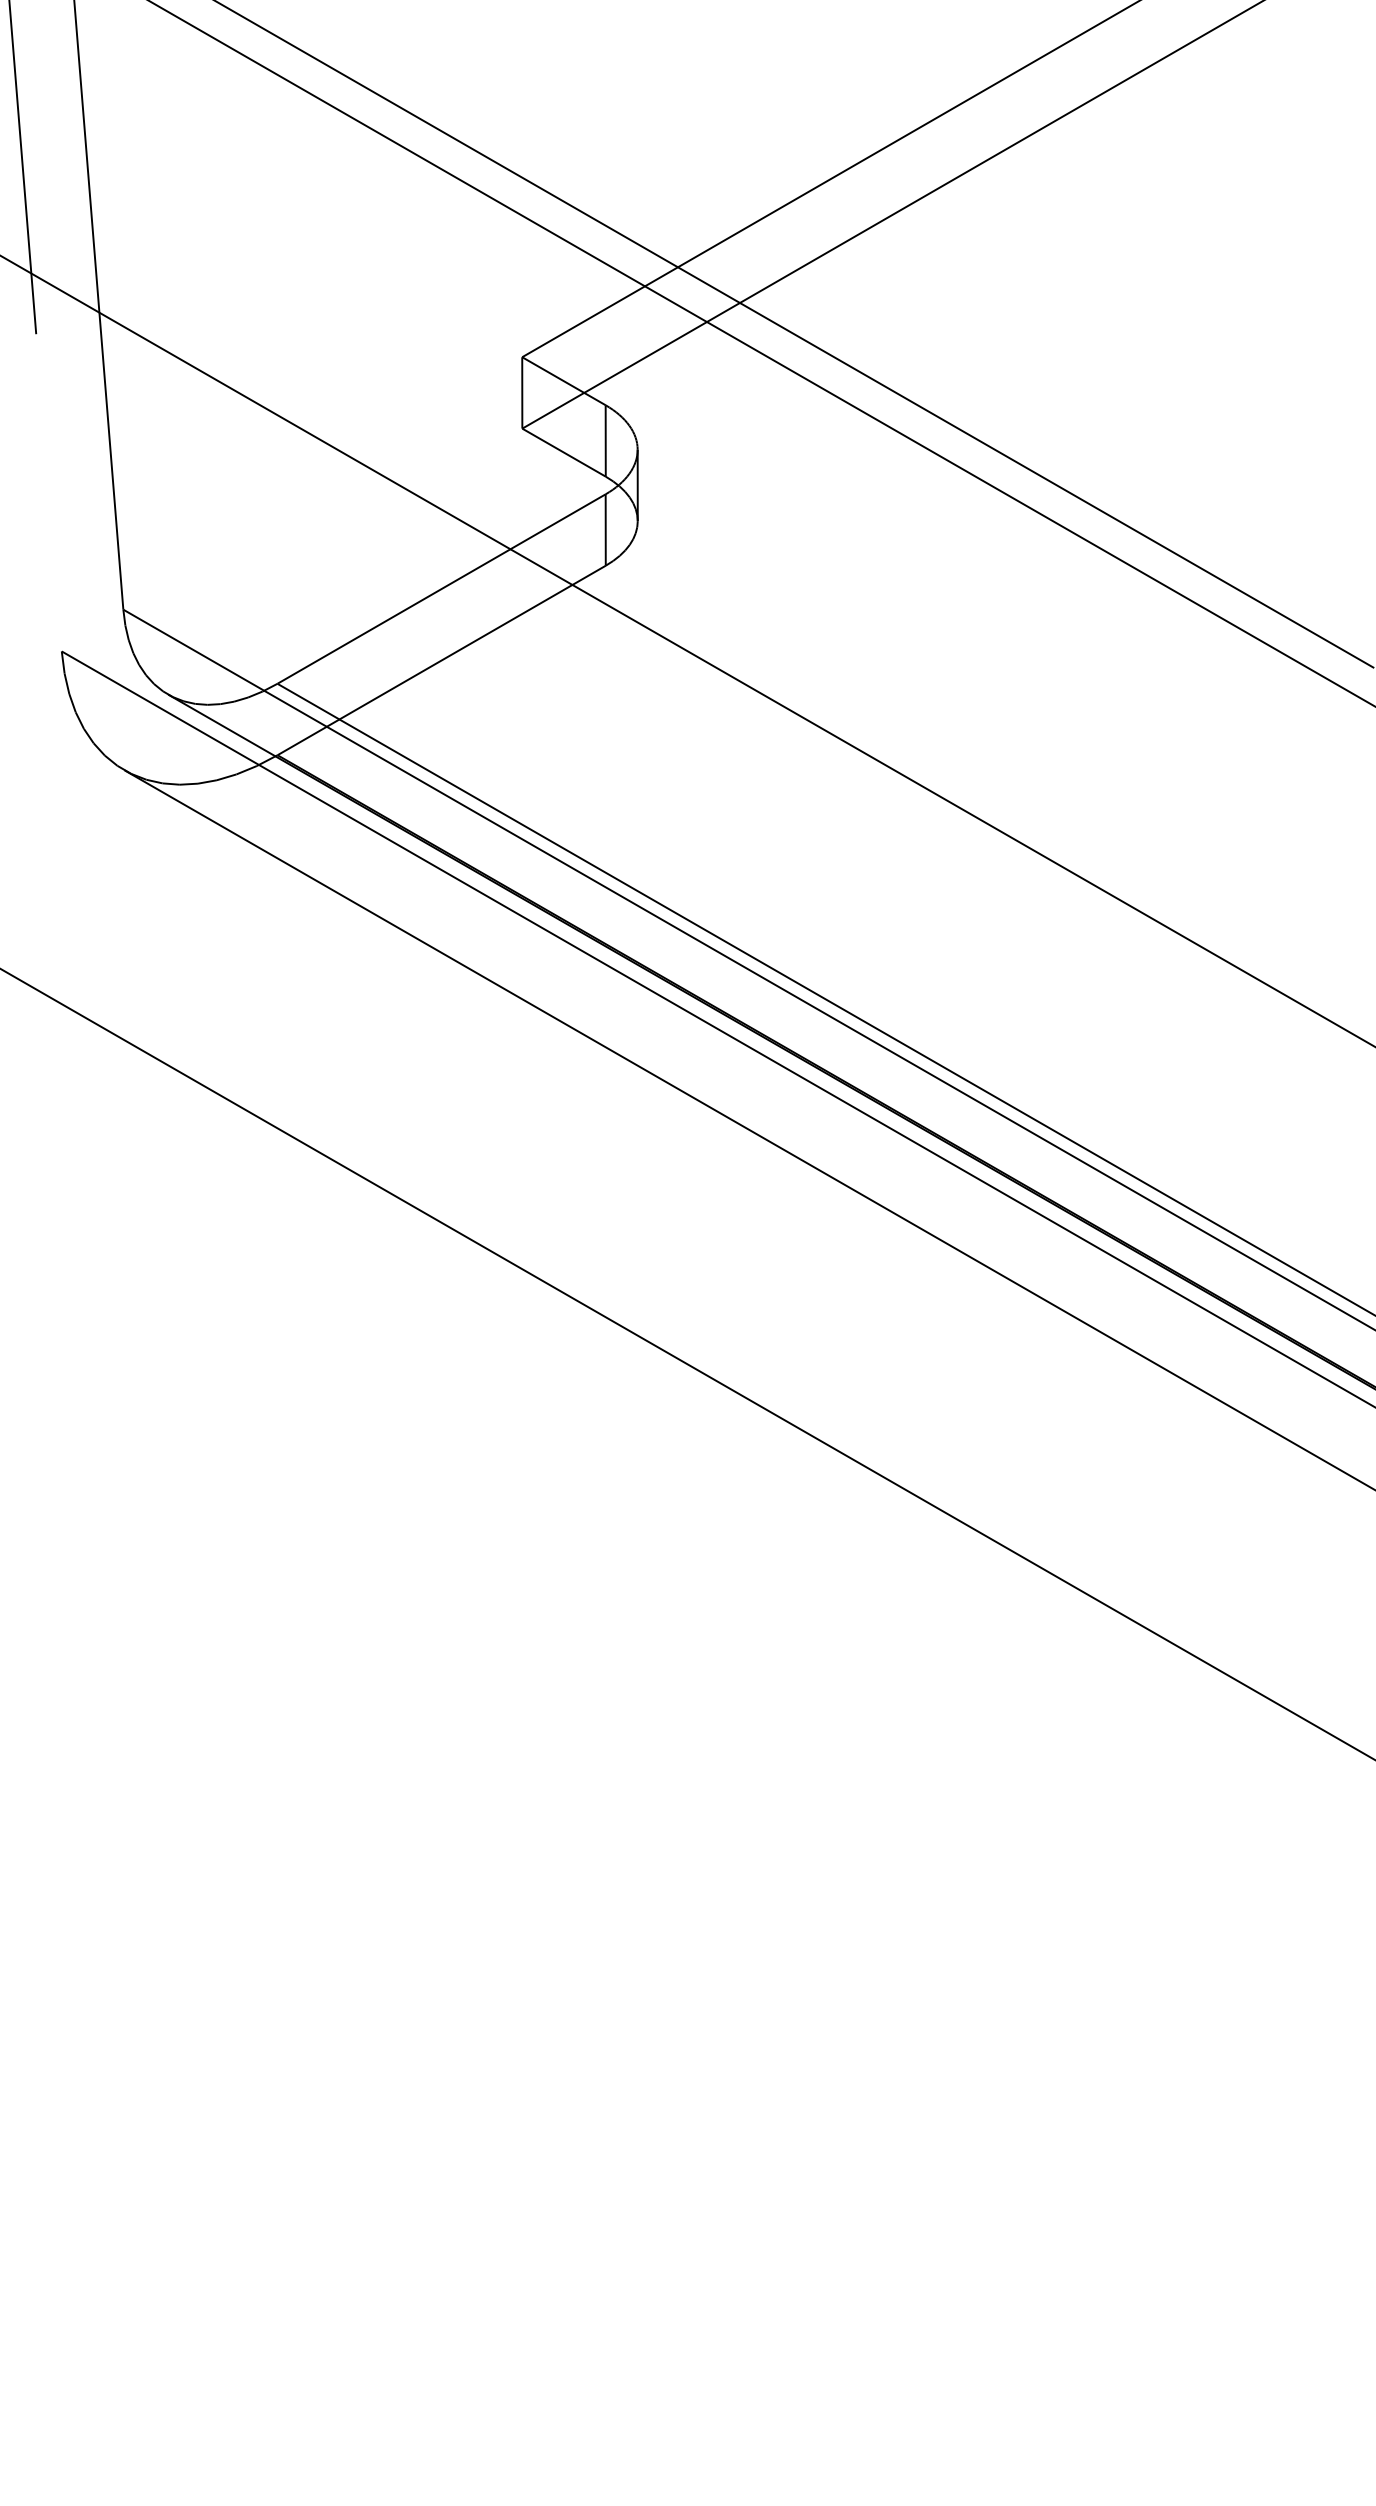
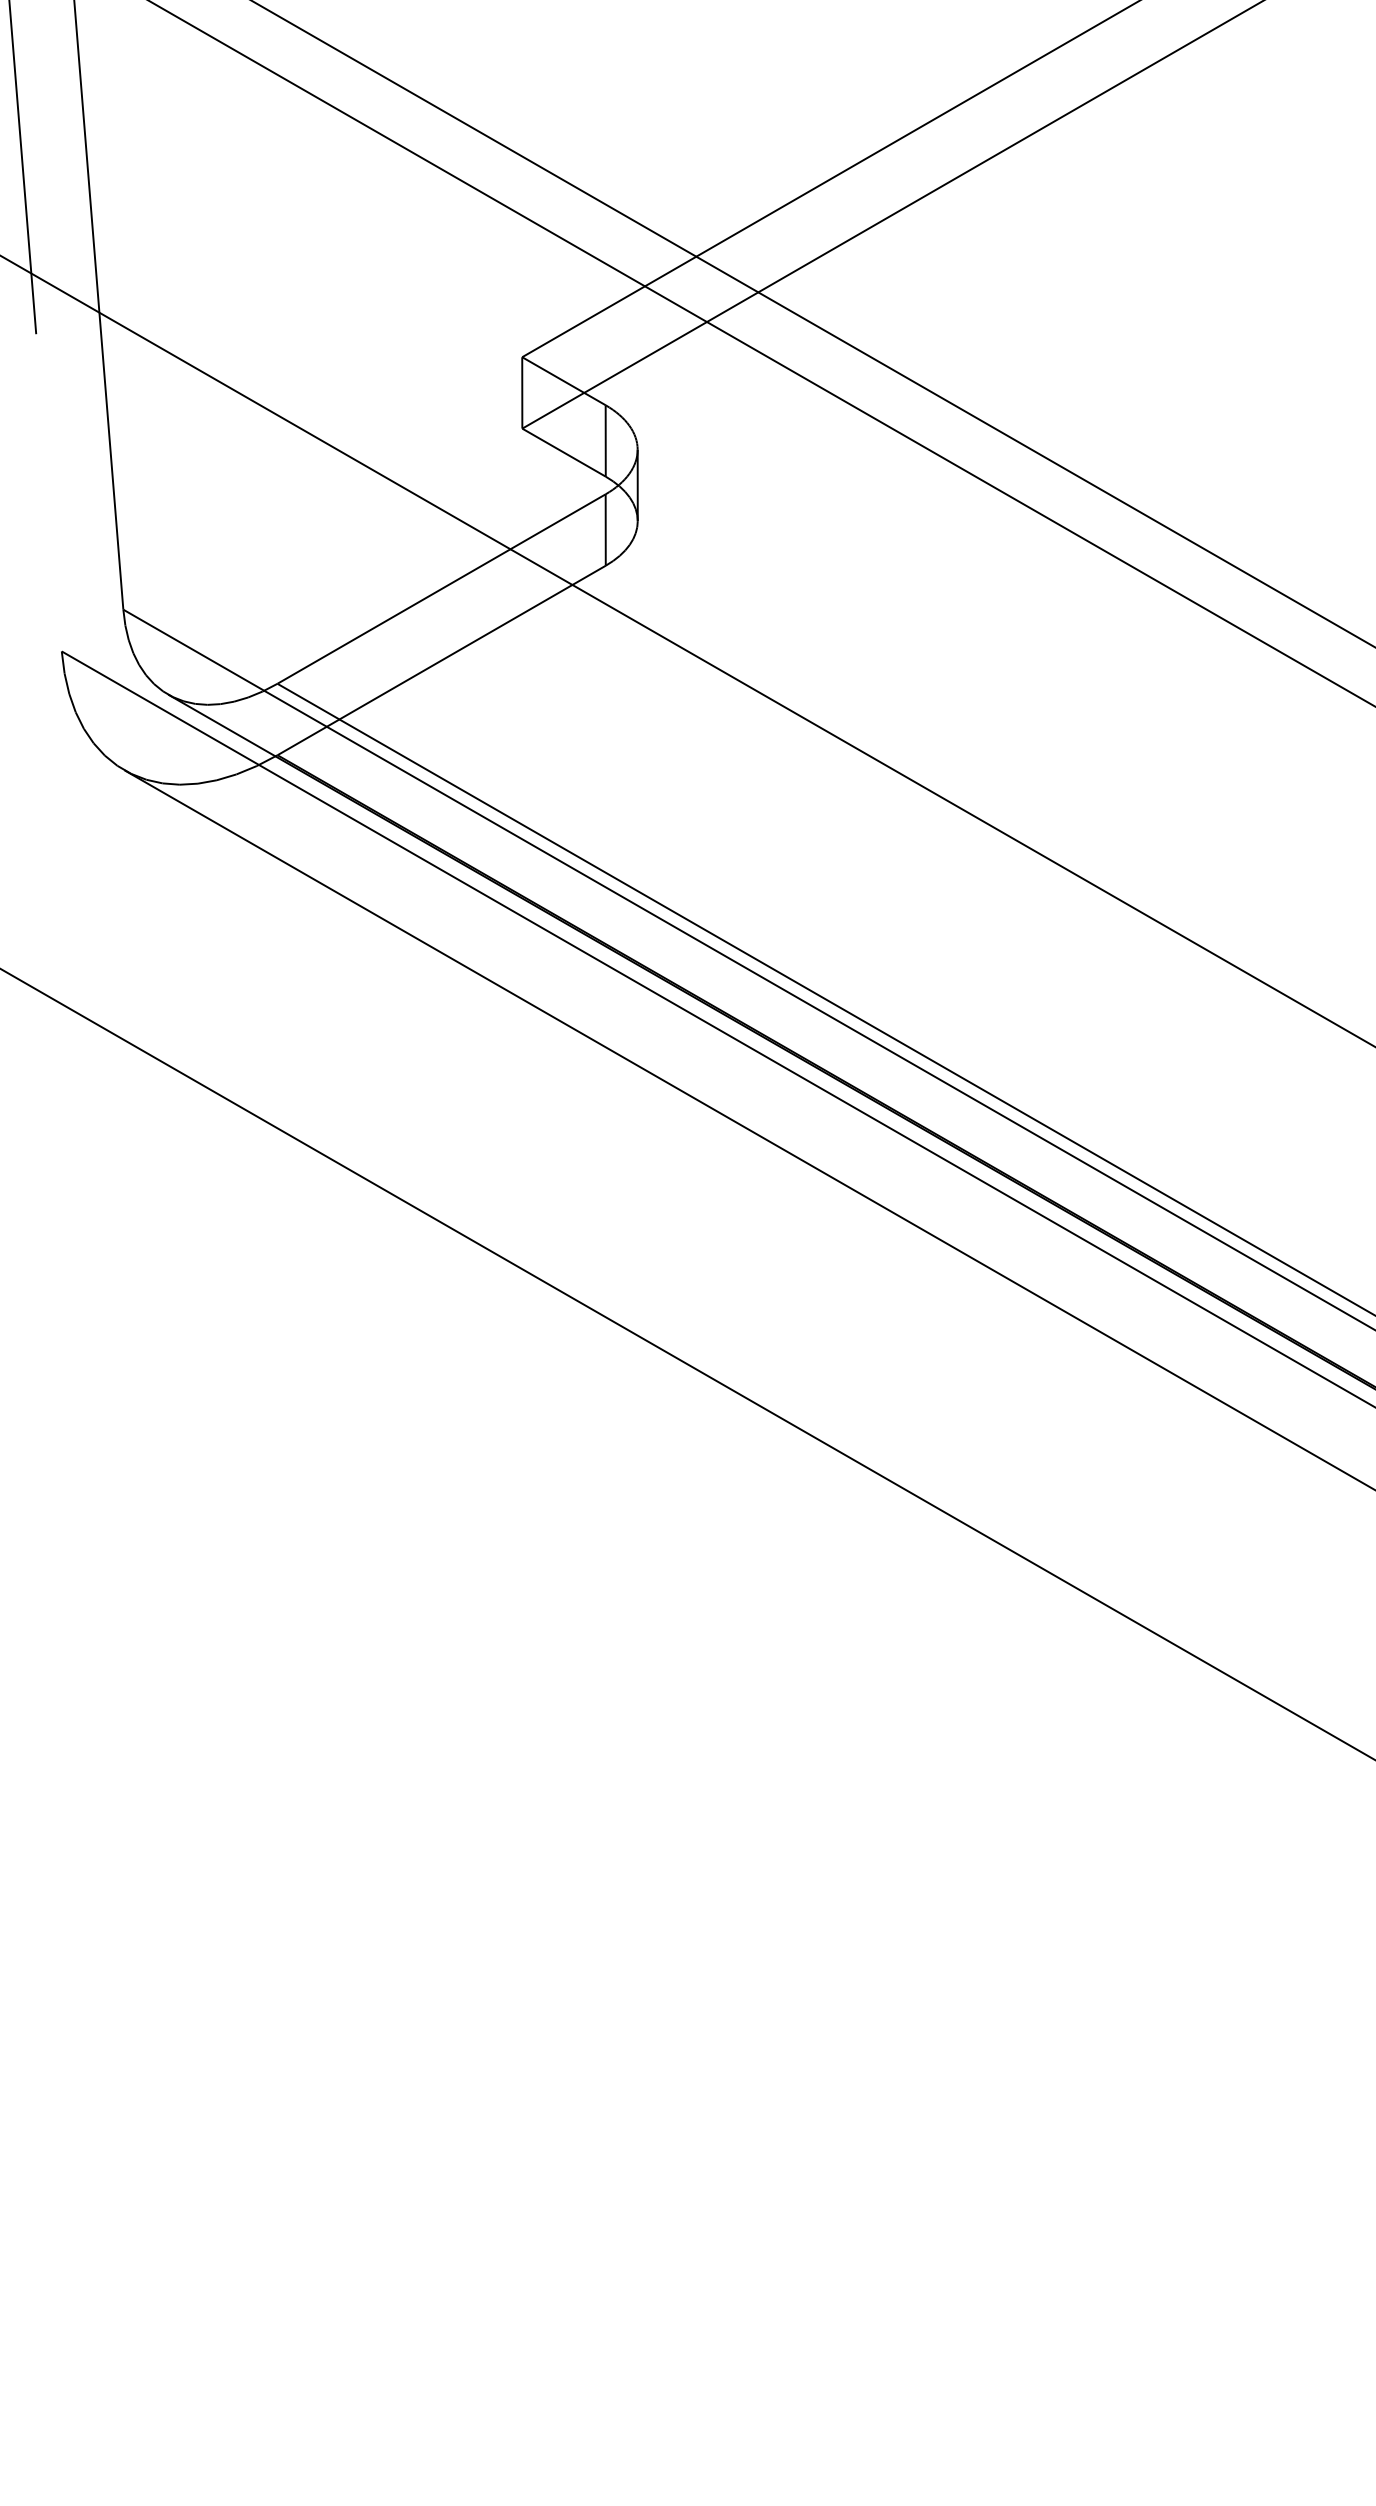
line position: (794, 334) -> (813, 323) (813, 323)
